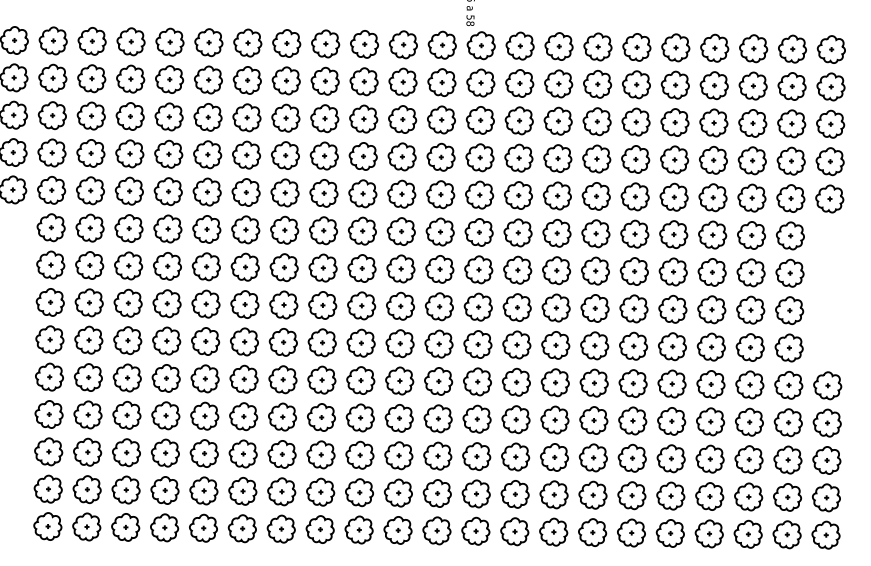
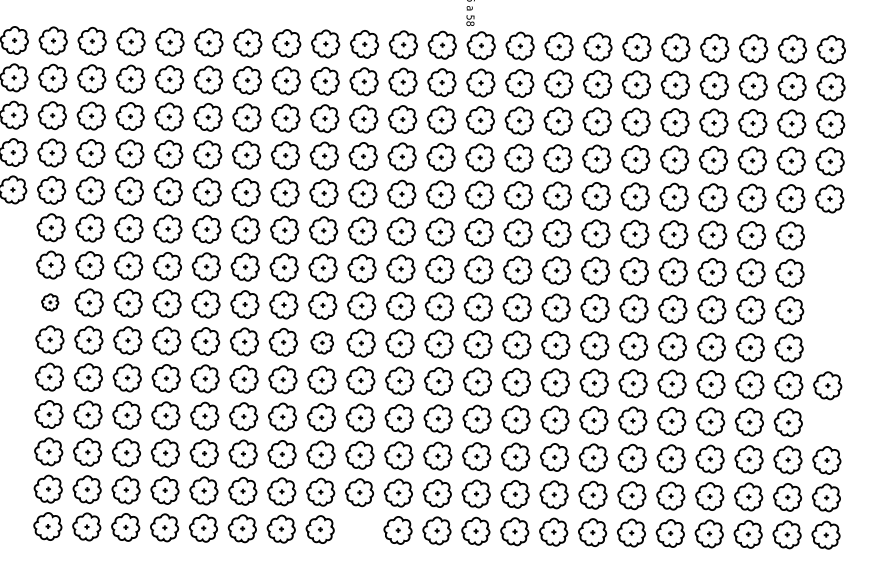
part size: 30x29 px -> 19x19 px (50, 302)
part size: 30x30 px -> 24x24 px (321, 342)
part: present -> none (826, 422)
part: present -> none (358, 529)
